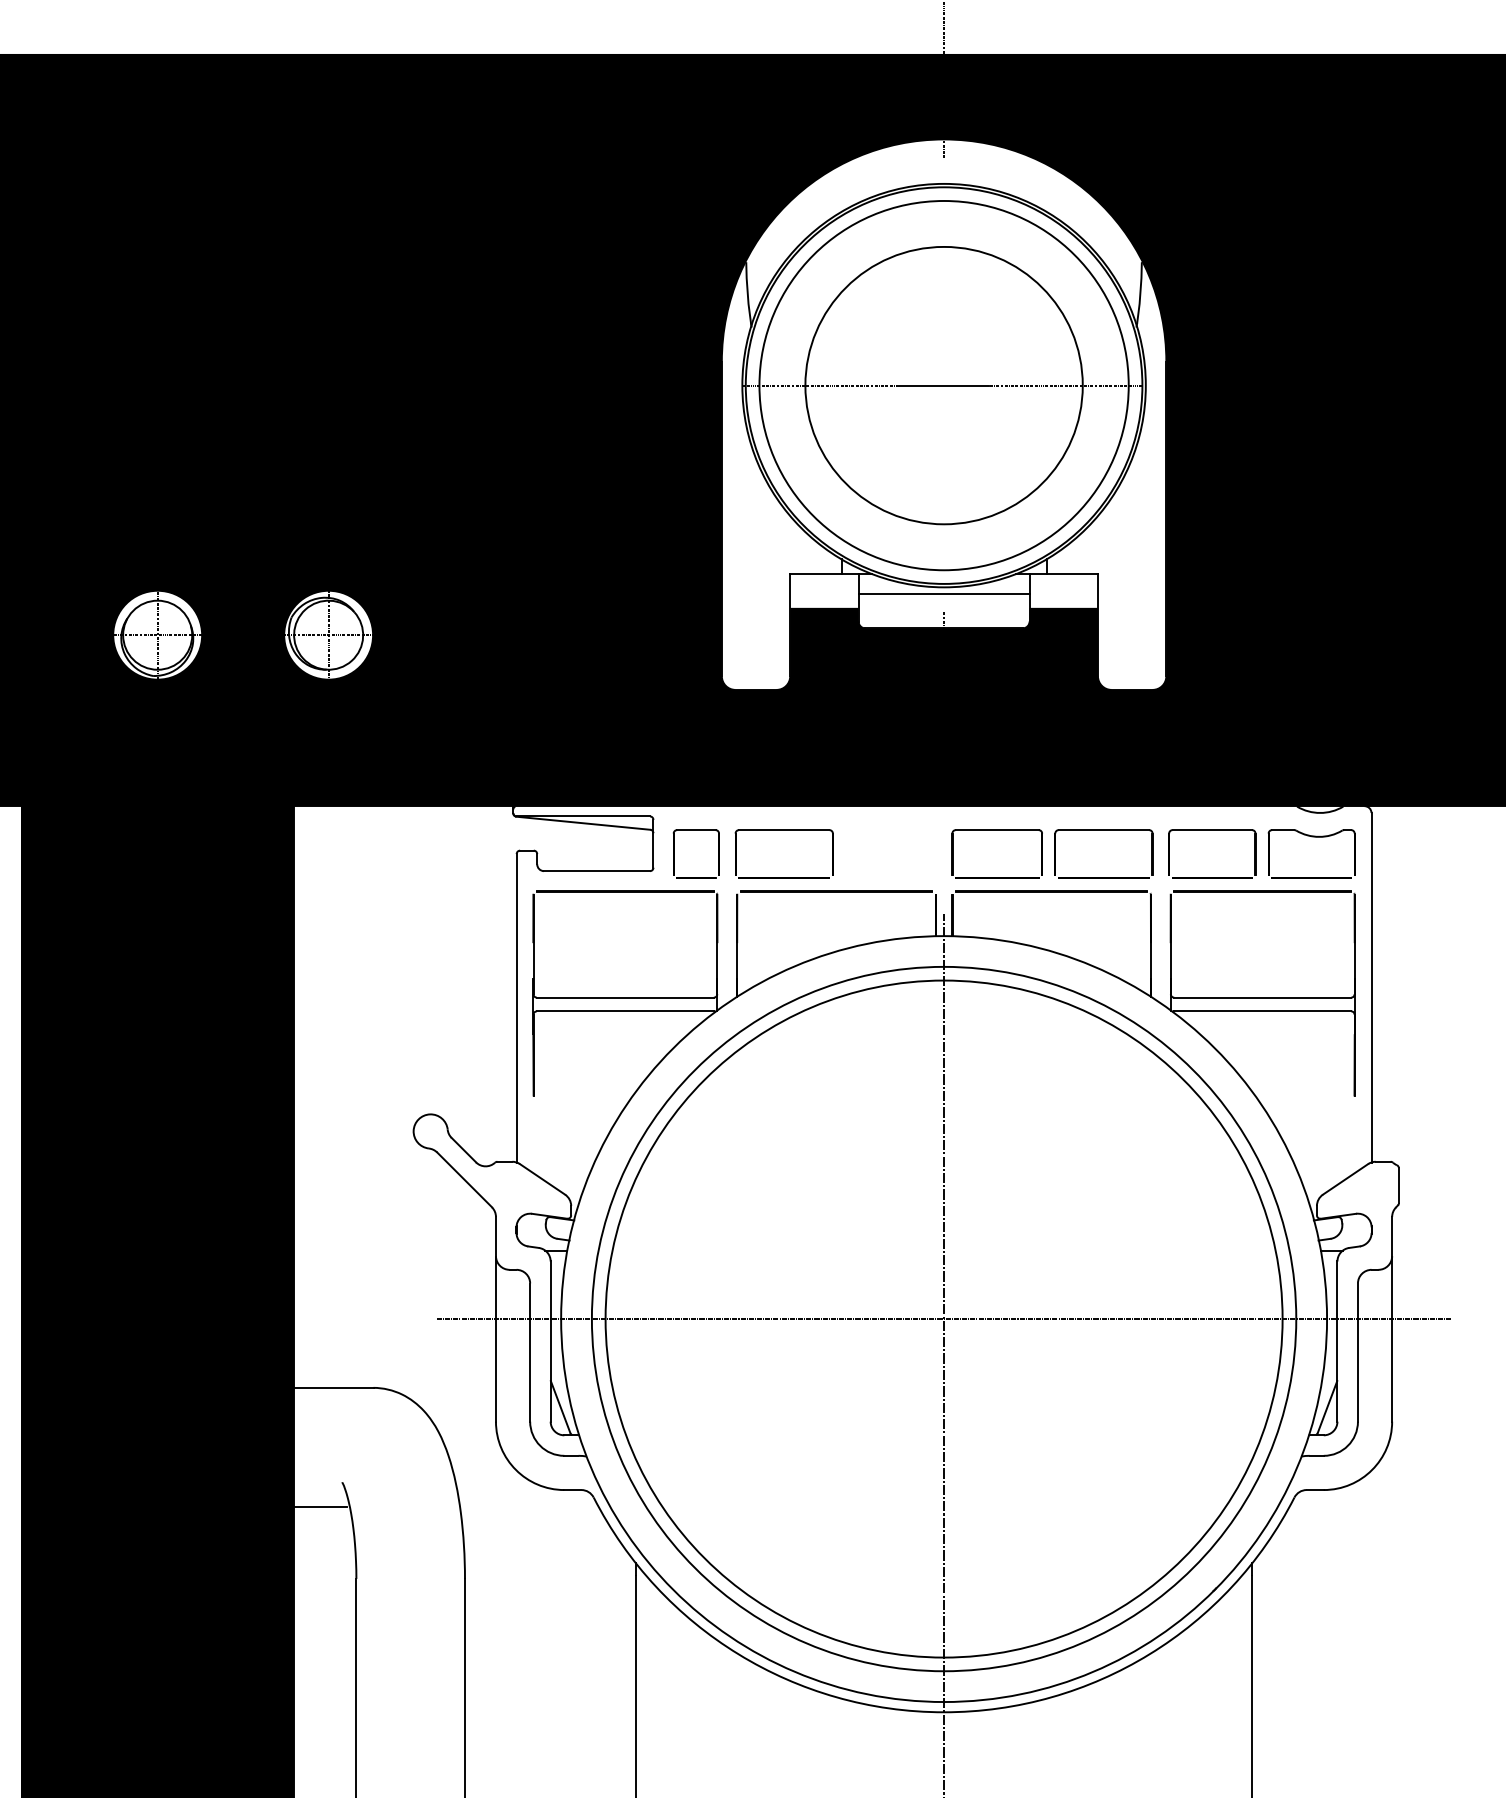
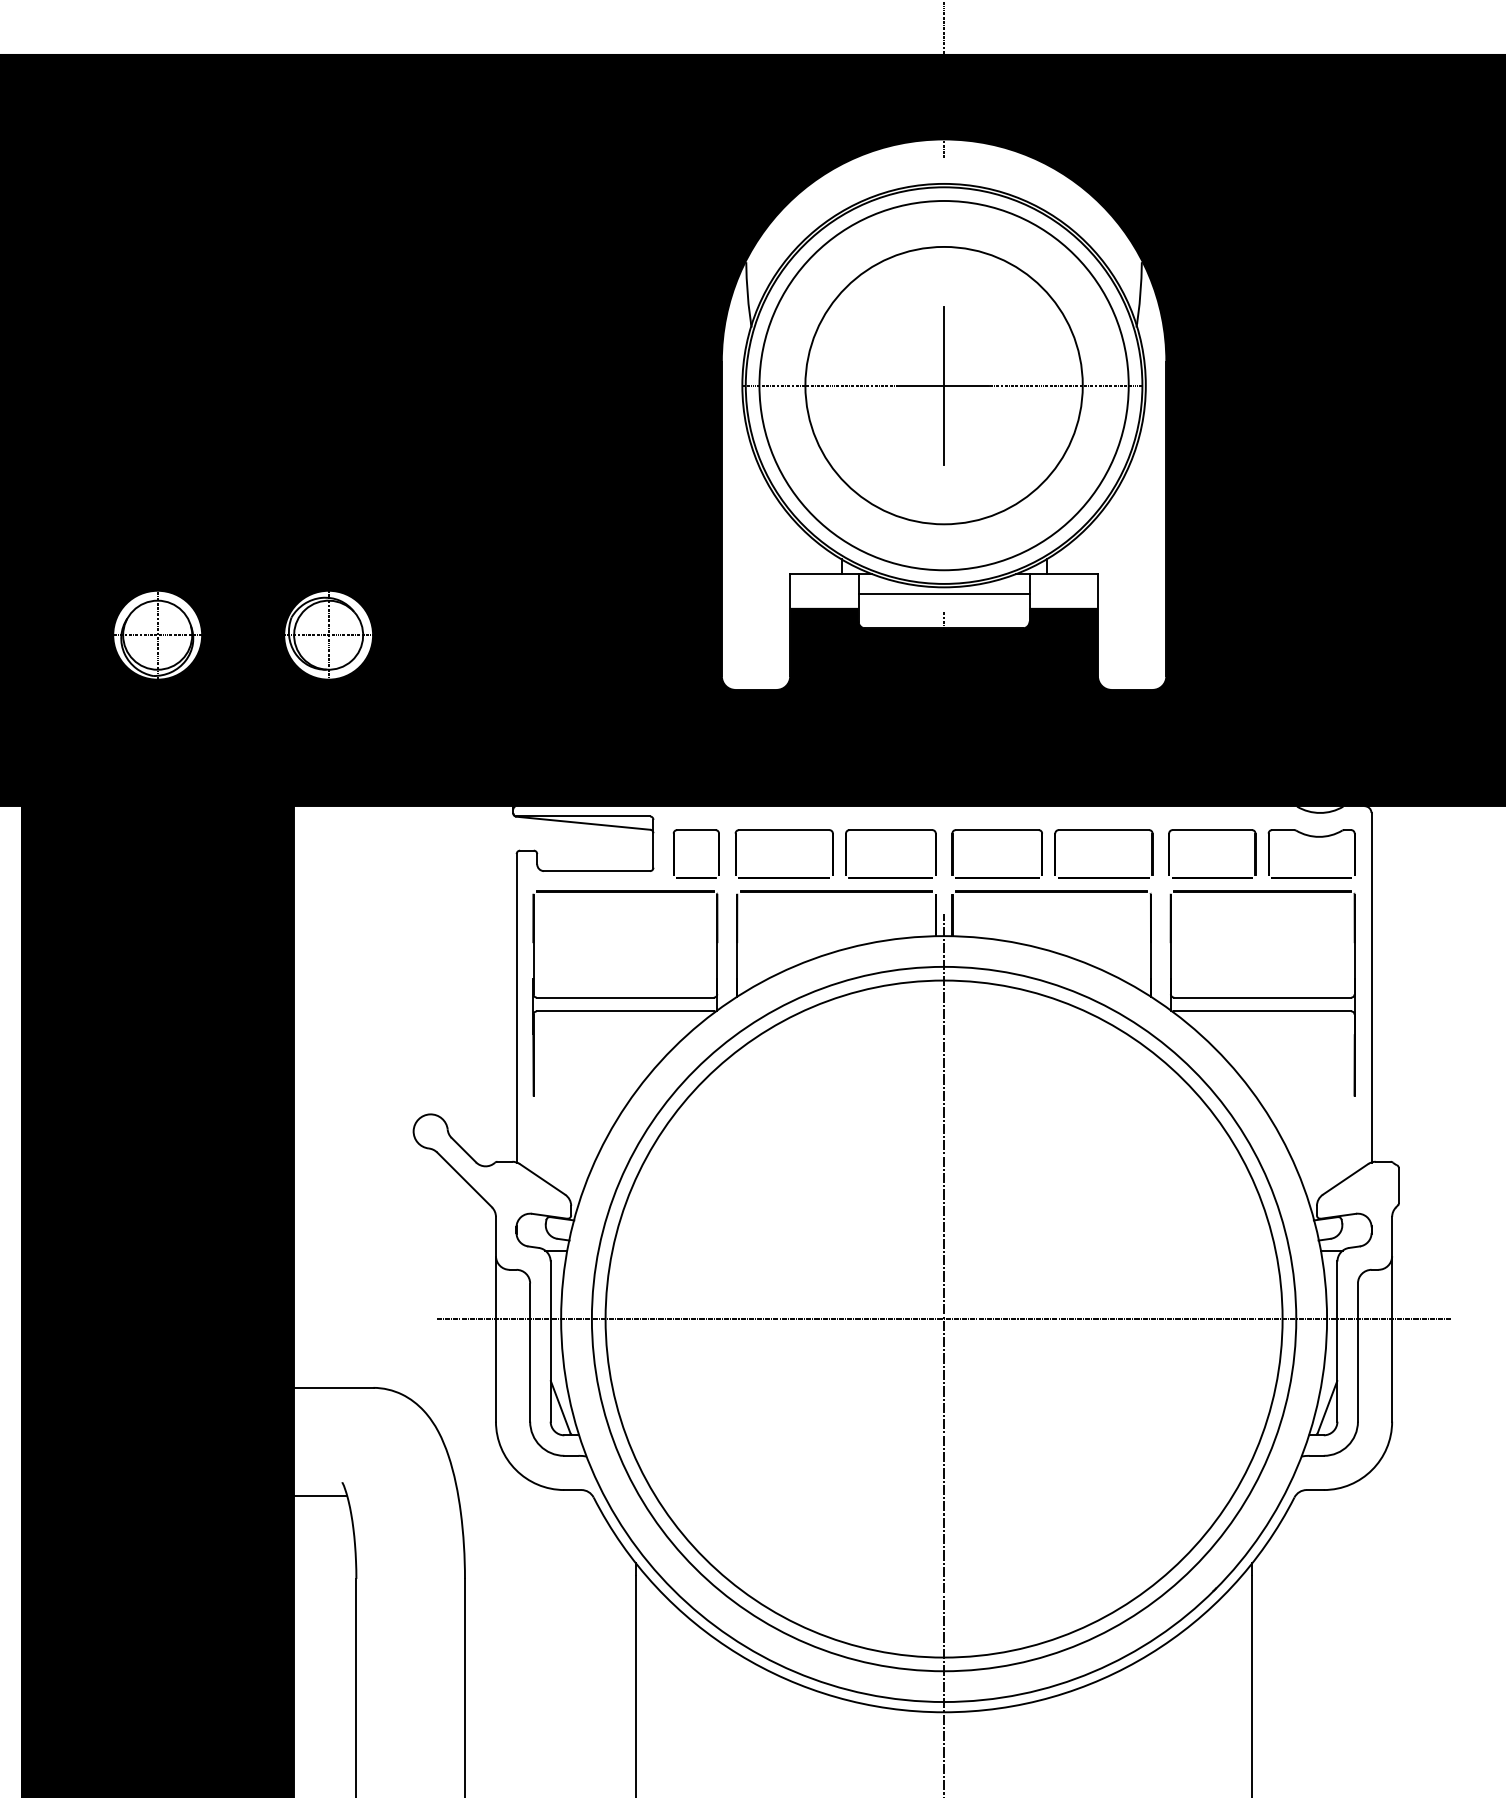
line: none -> present (944, 385)
part: none -> present (890, 830)
line position: (320, 1507) -> (320, 1496) (320, 1496)
